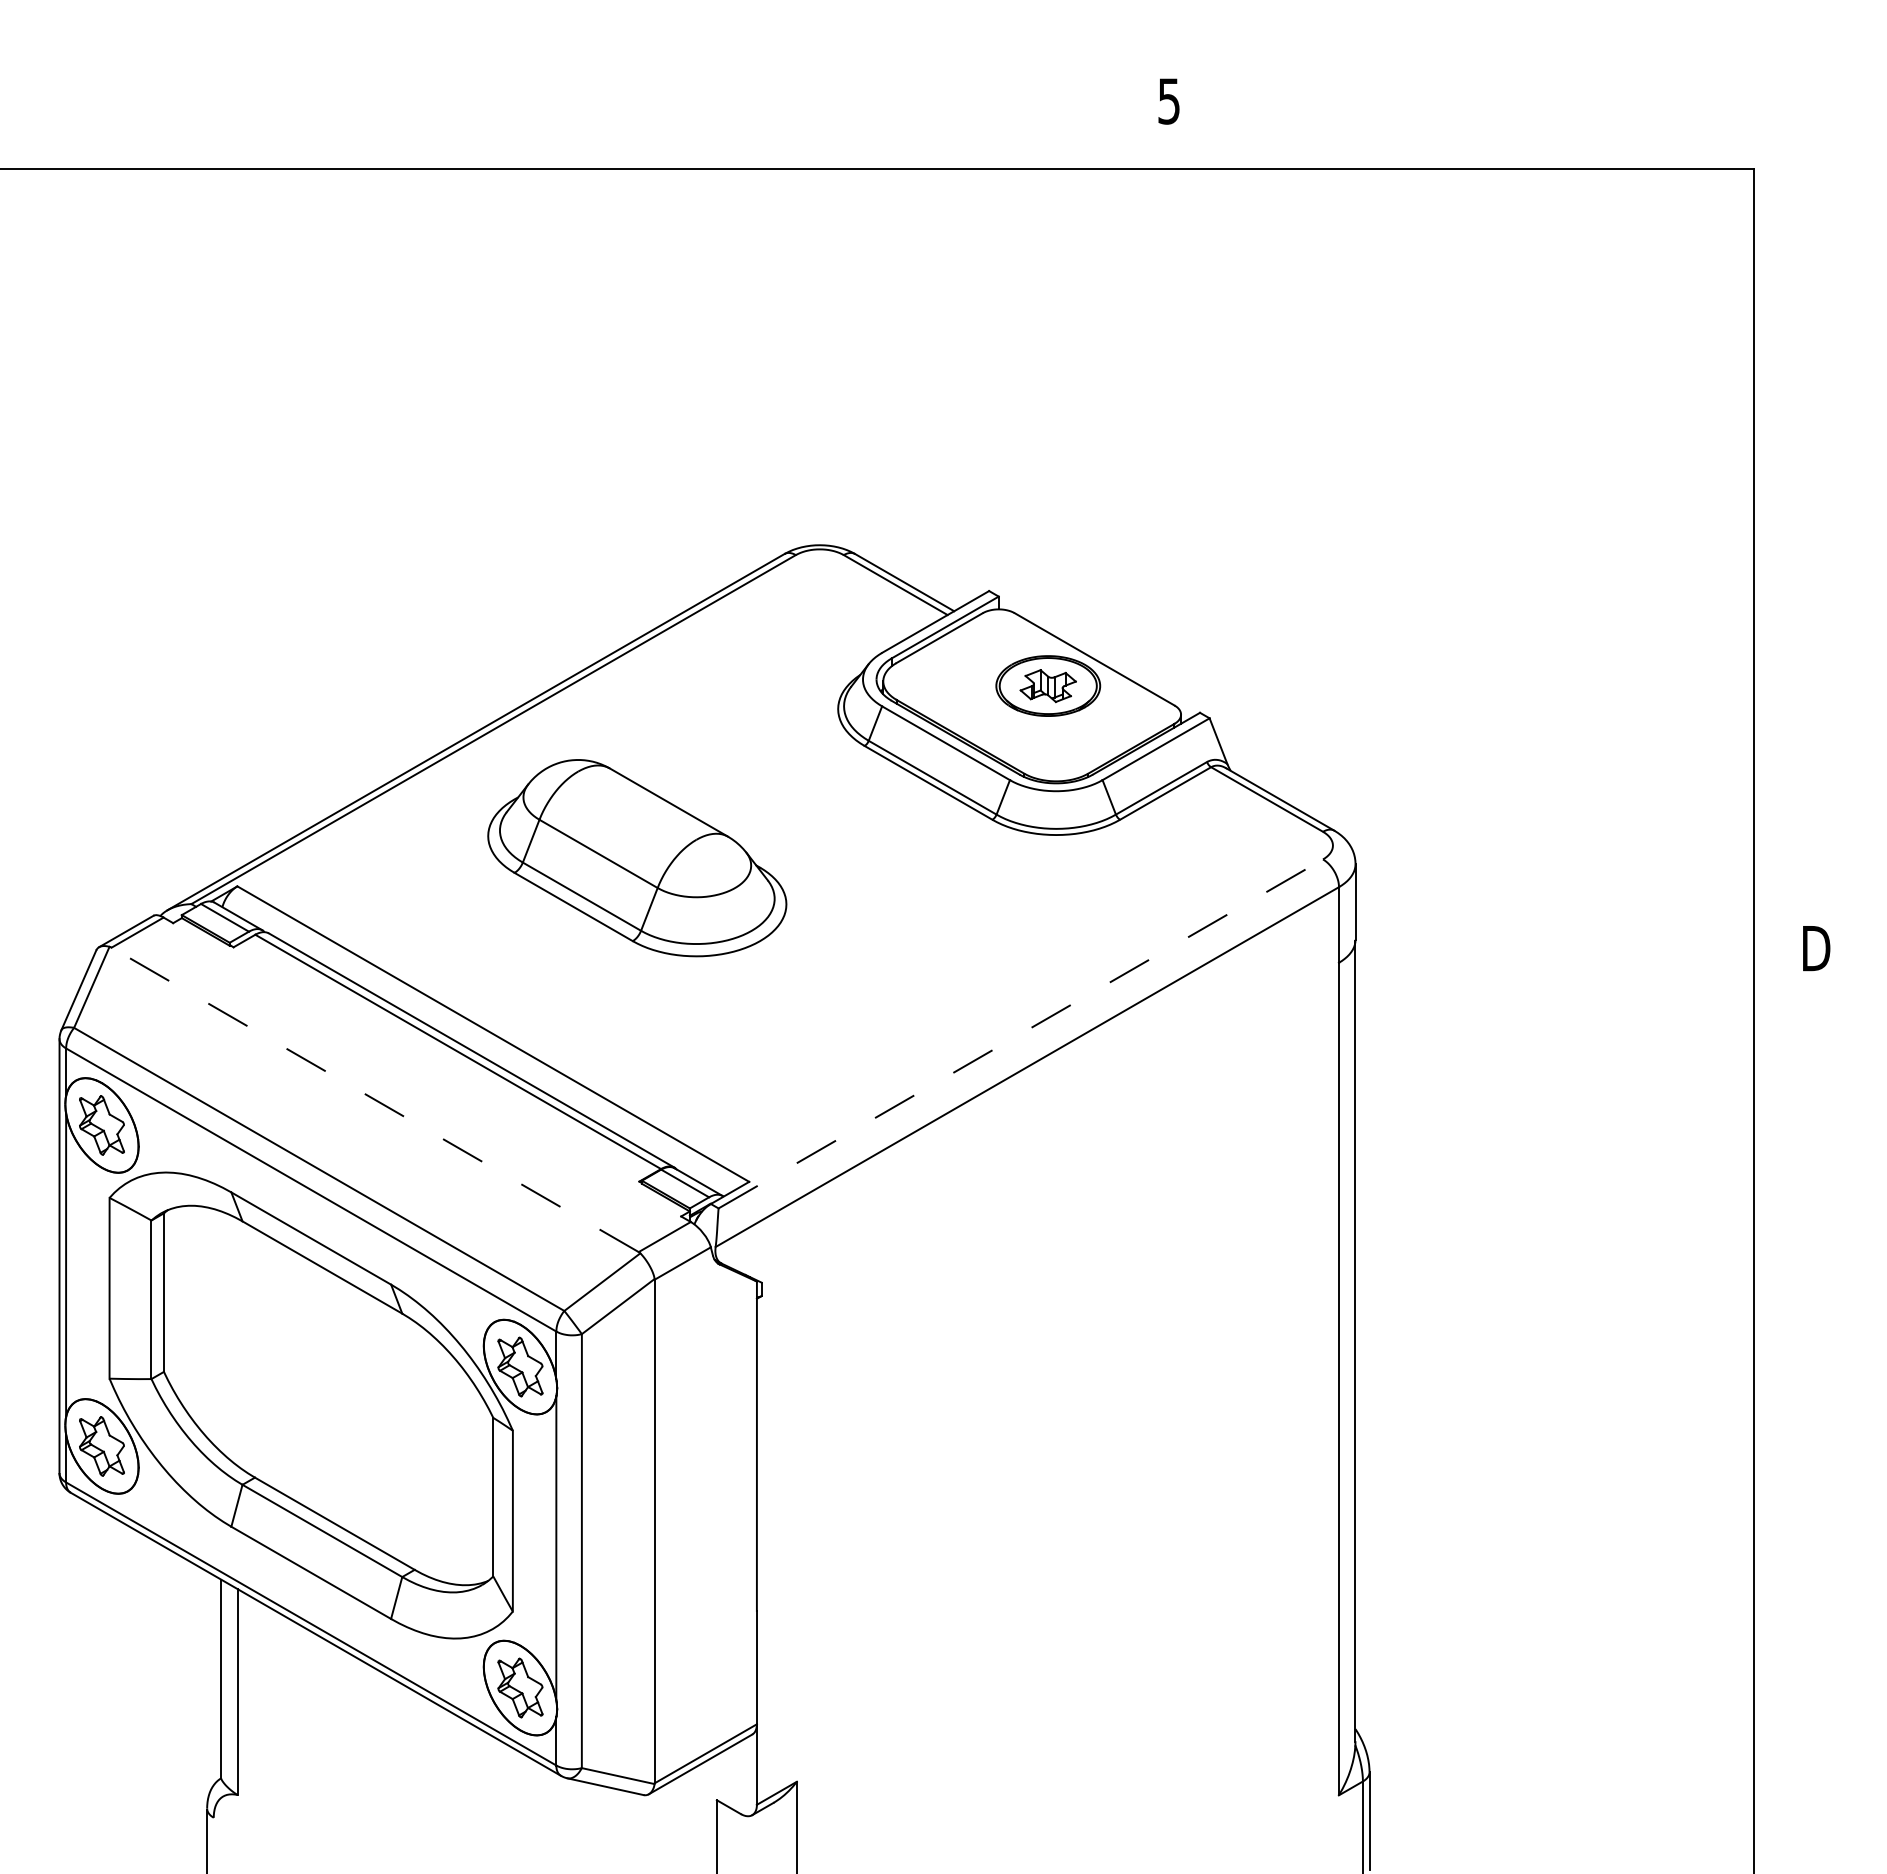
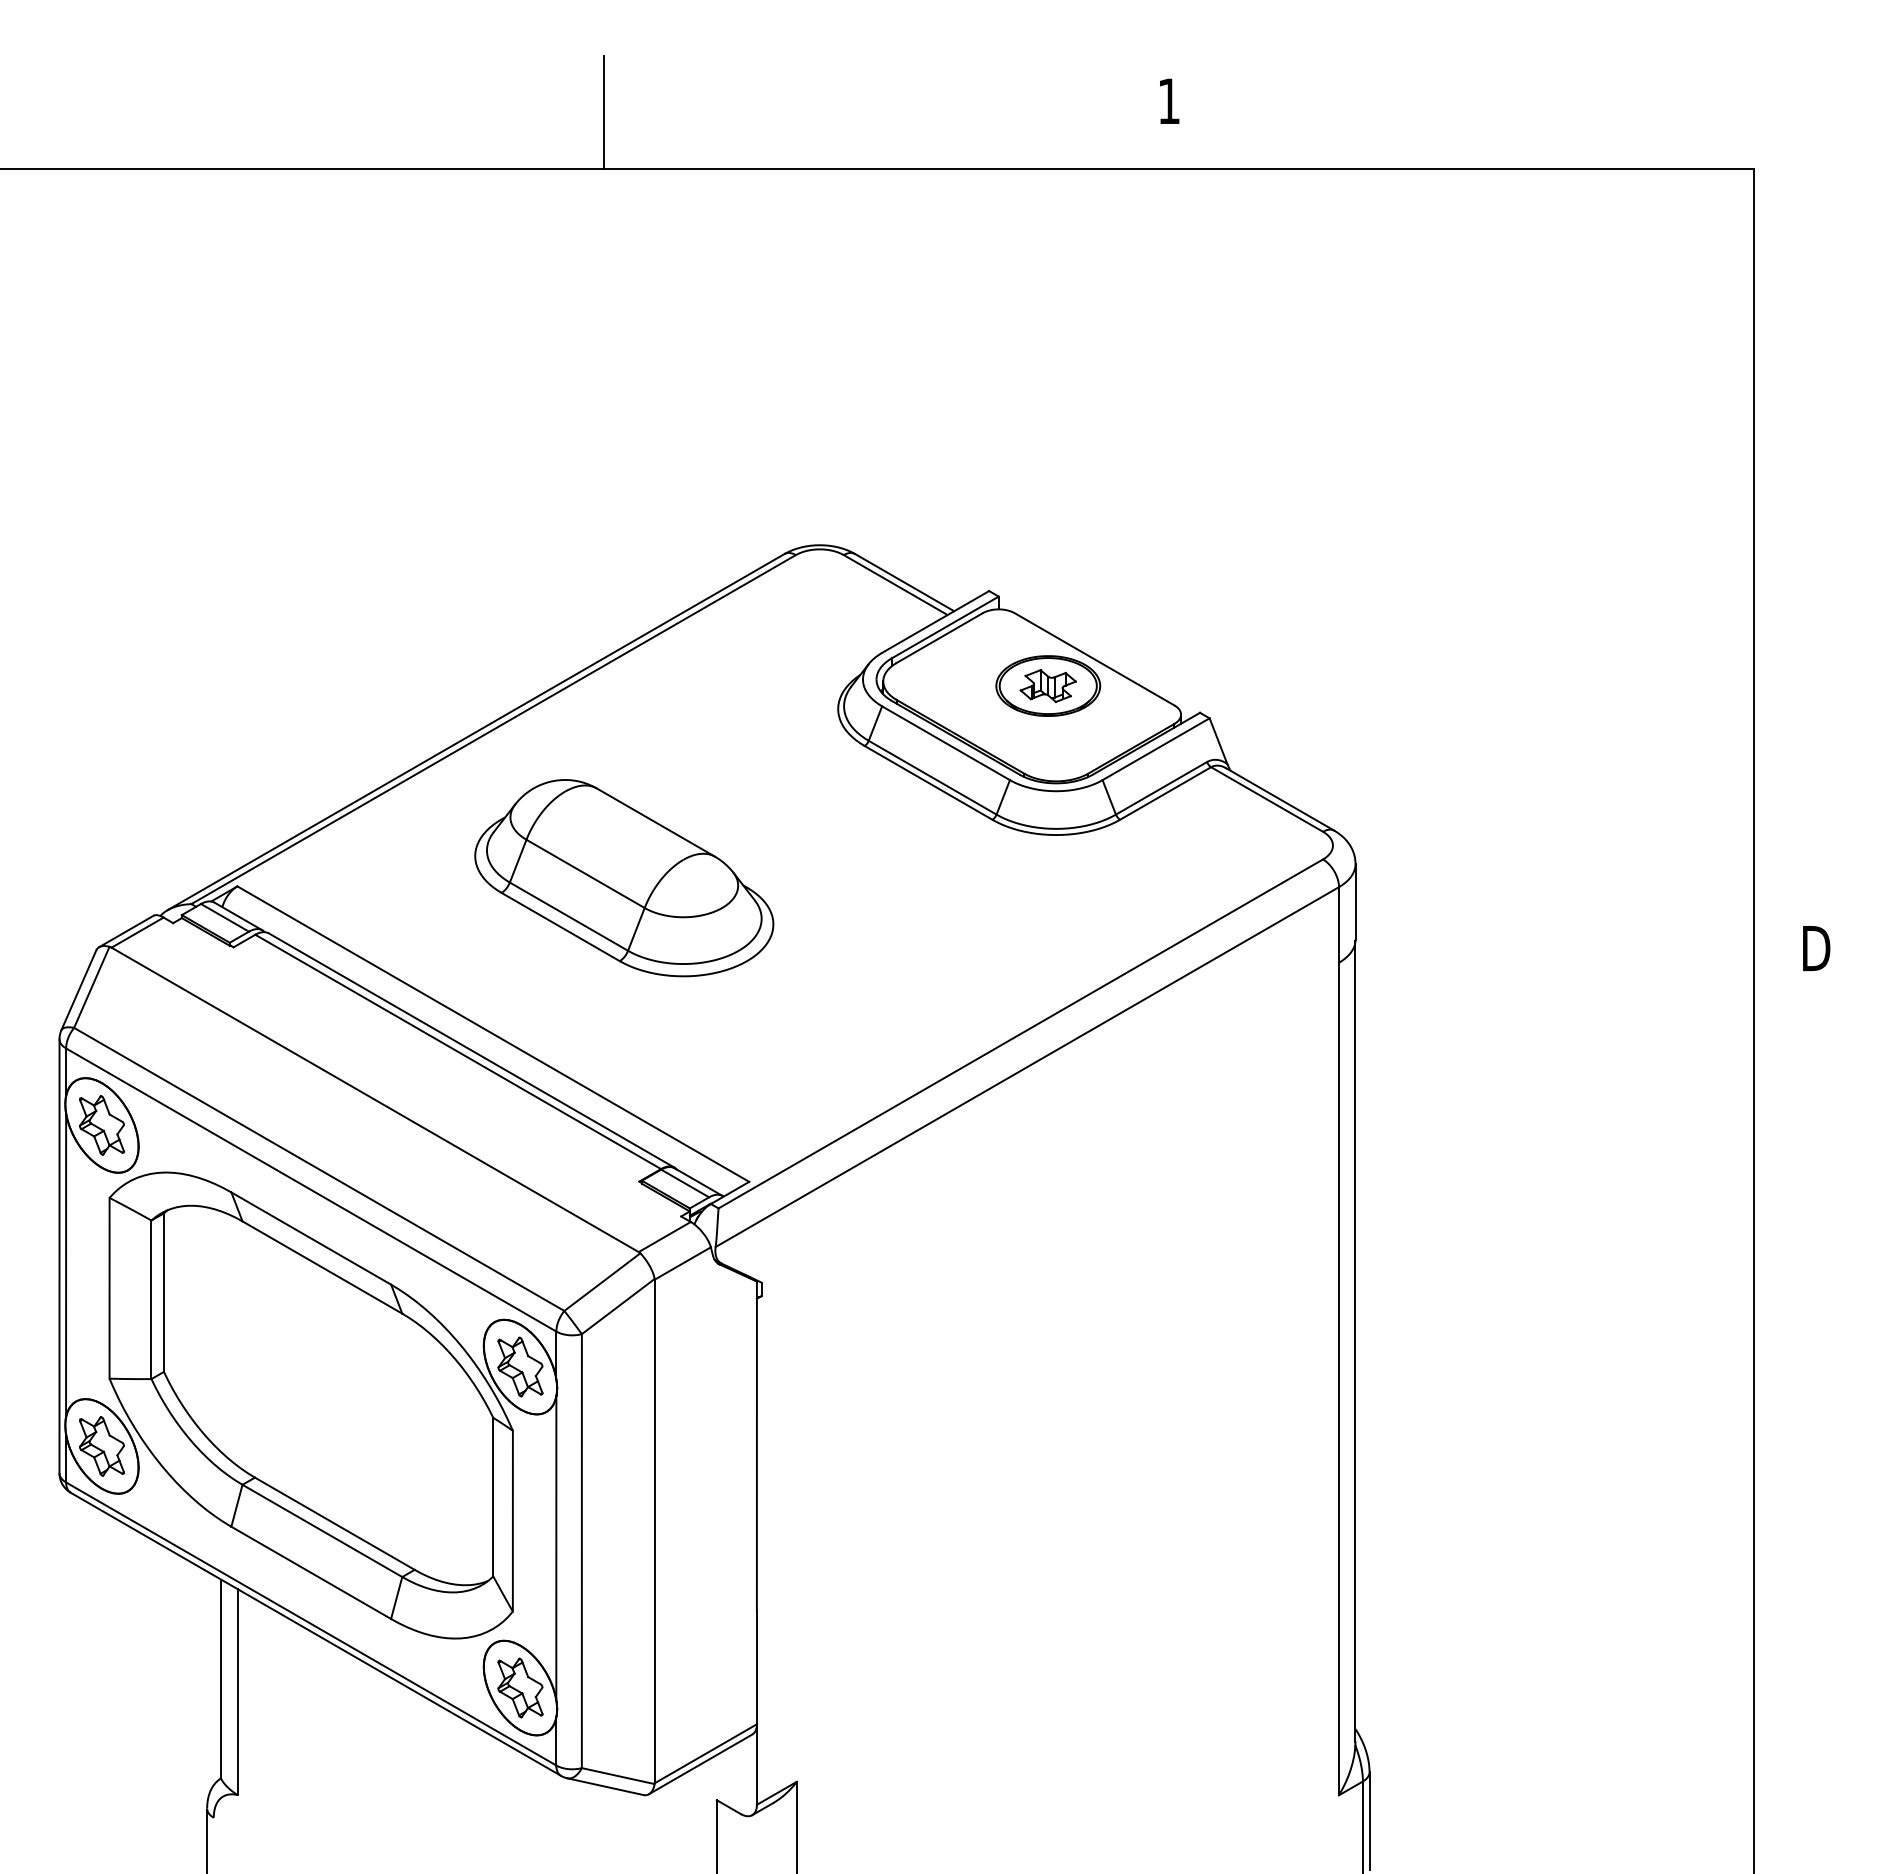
text: 5 -> 1 (1168, 101)
line: none -> present (604, 112)
part position: (637, 858) -> (624, 878) (624, 878)
line: dashed -> solid (1020, 1033)
line: dashed -> solid (374, 1099)
